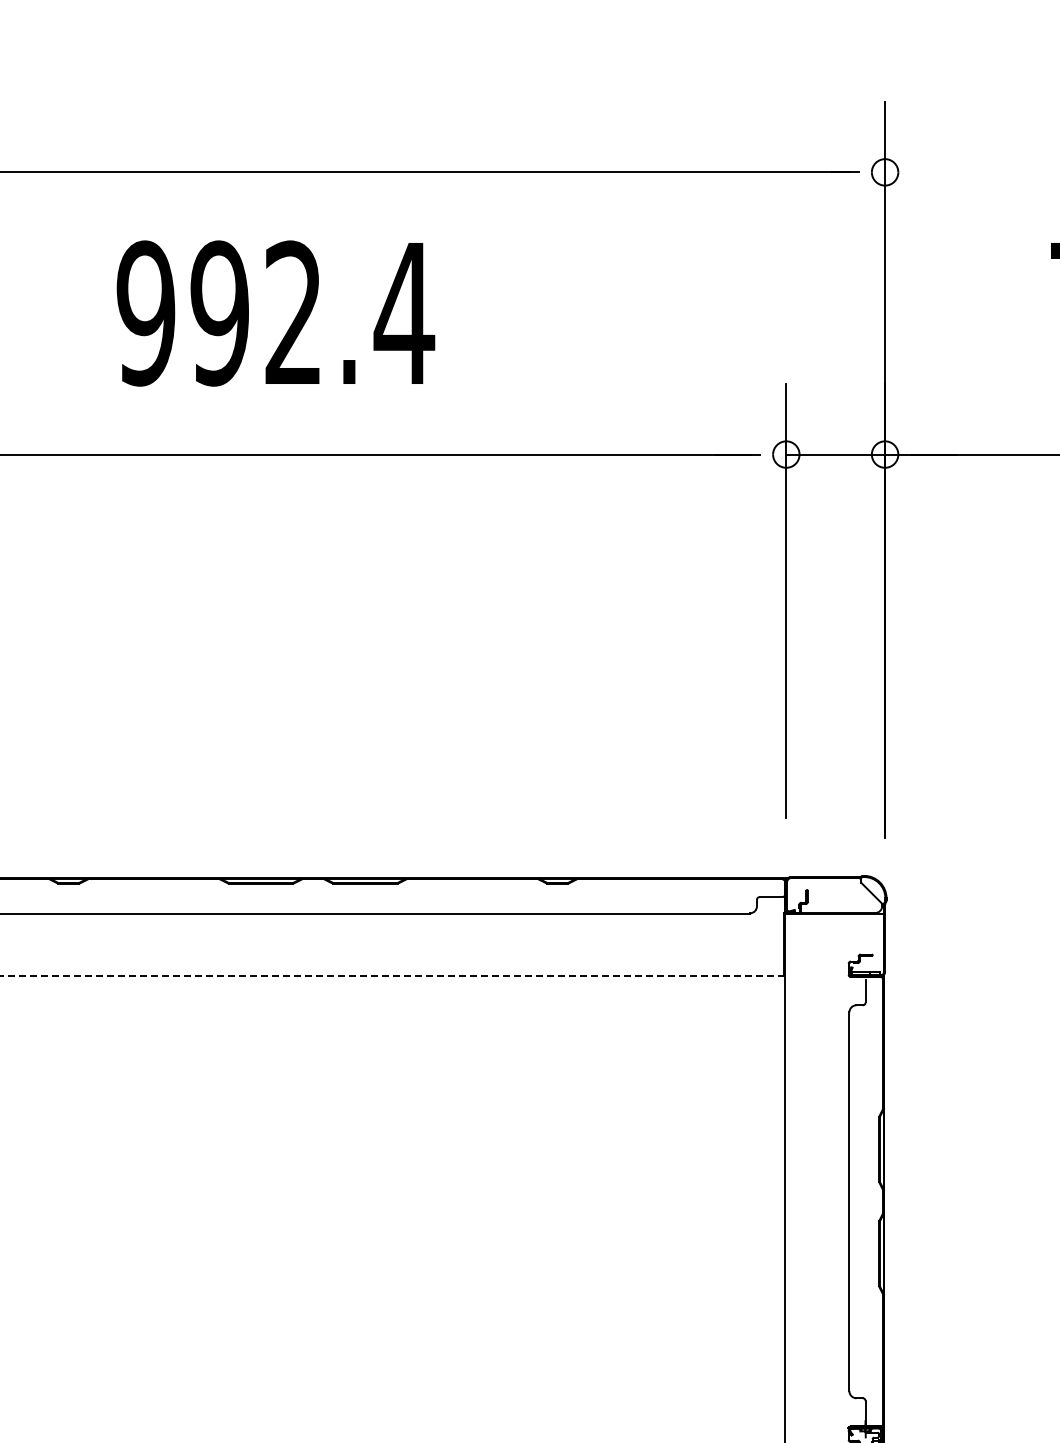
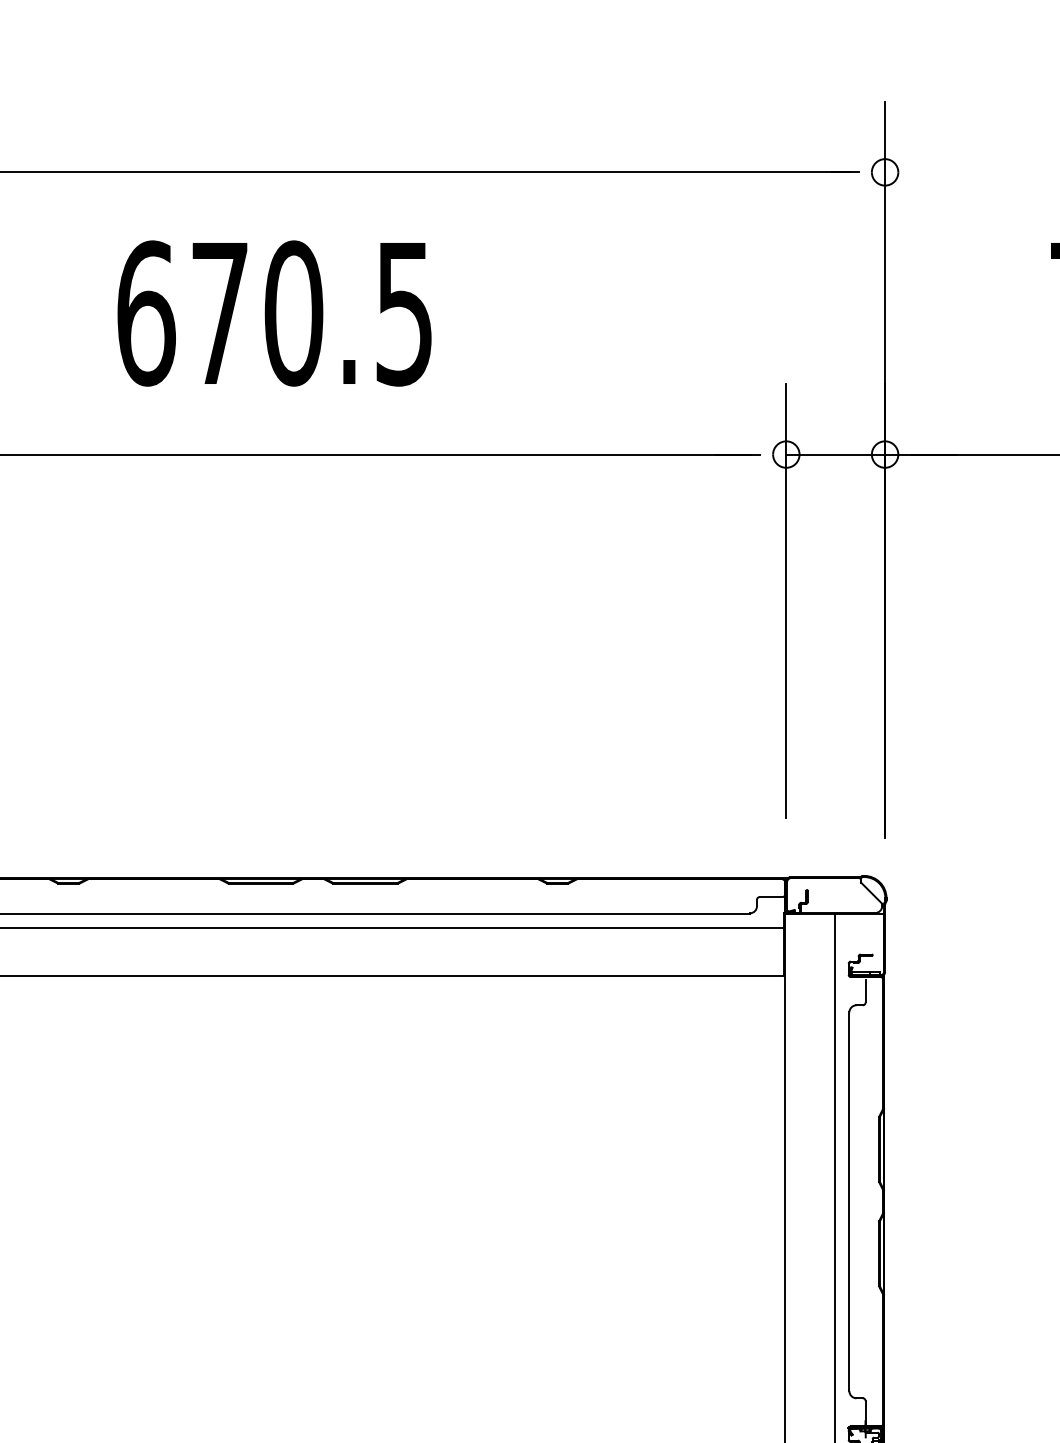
text: 992.4 -> 670.5 (275, 313)
line: none -> present (392, 927)
line: dashed -> solid (392, 975)
line: none -> present (834, 1176)
